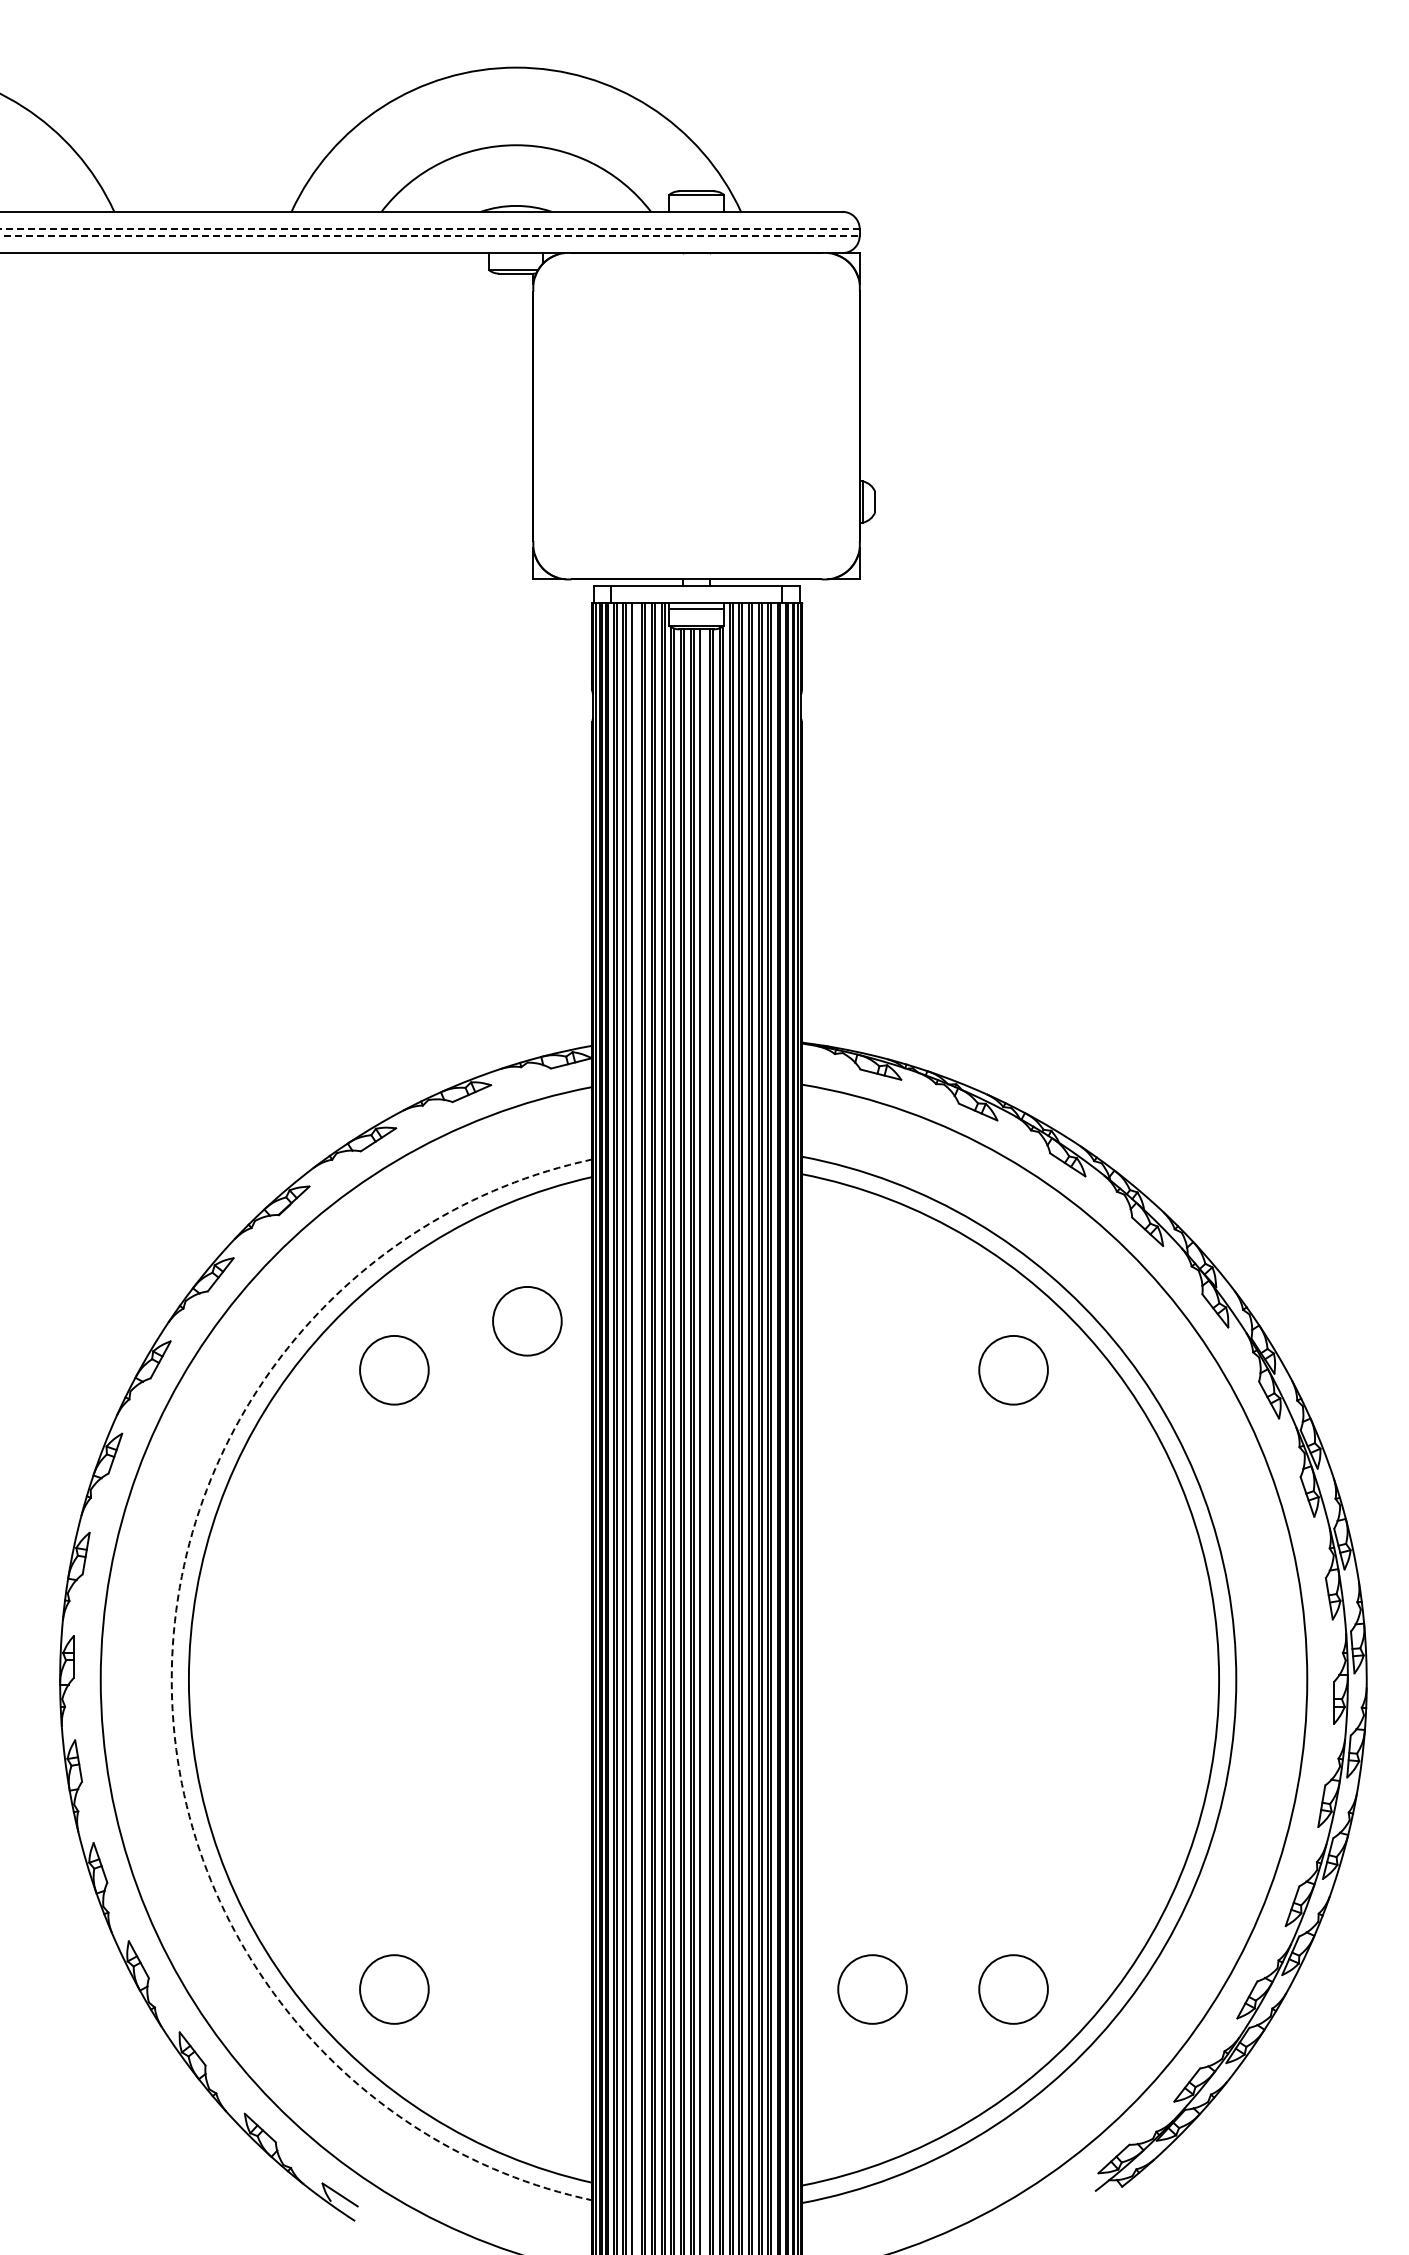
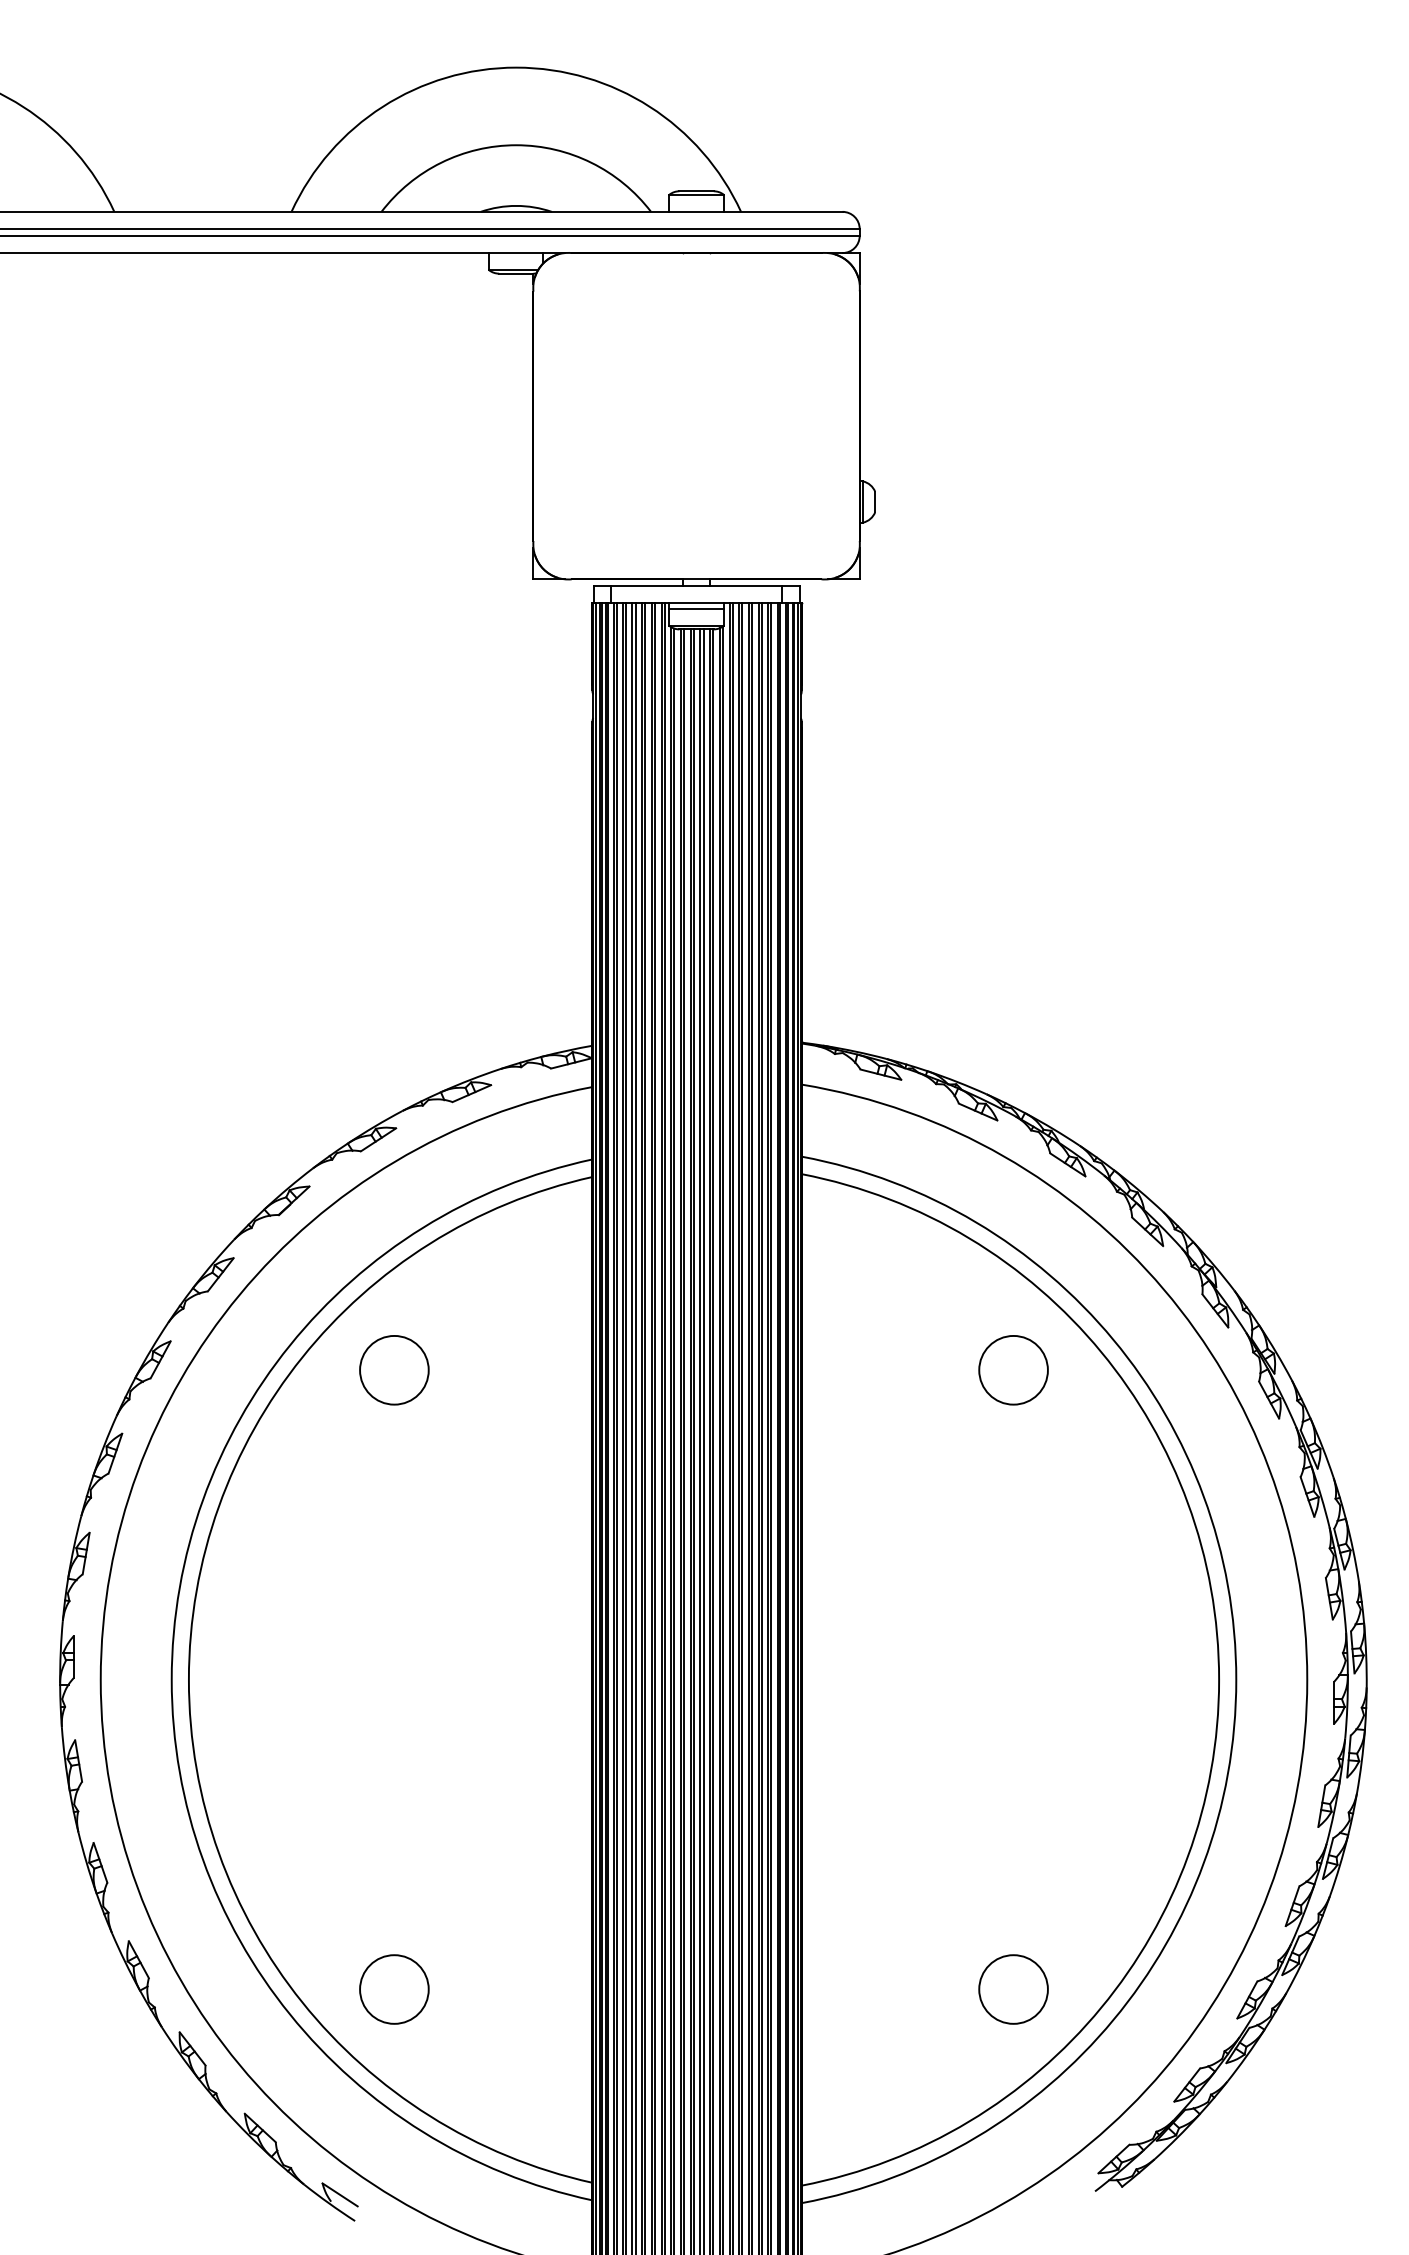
line: dashed -> solid (429, 229)
line: dashed -> solid (430, 235)
circle: present -> none (527, 1321)
line: none -> present (635, 1427)
line: none -> present (703, 1440)
arc: dashed -> solid (171, 1679)
circle: present -> none (872, 1989)
